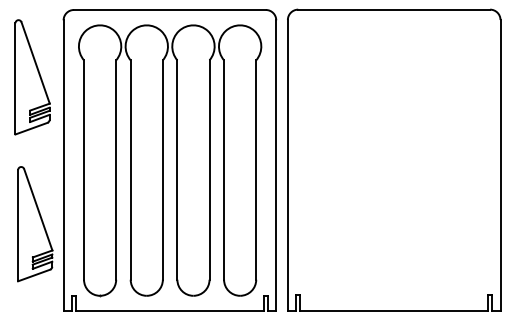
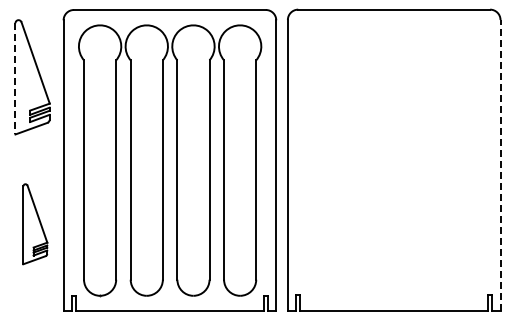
line: solid -> dashed (15, 78)
line: solid -> dashed (500, 165)
part size: 37x117 px -> 27x83 px (35, 224)
